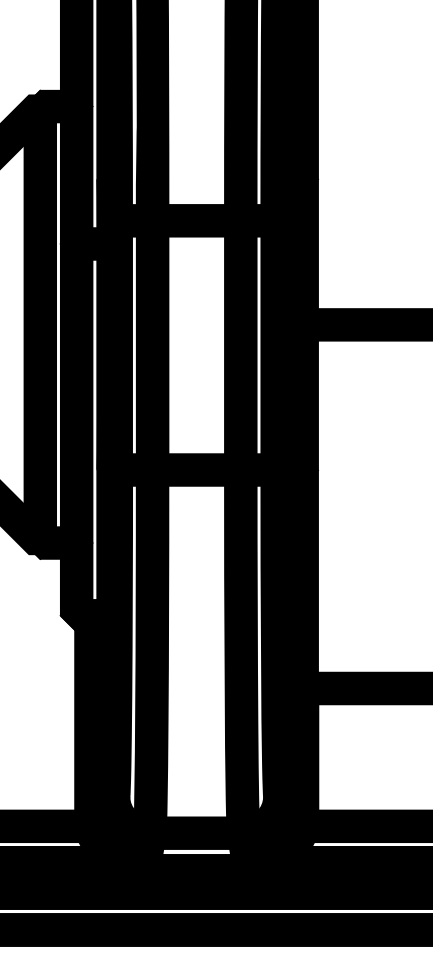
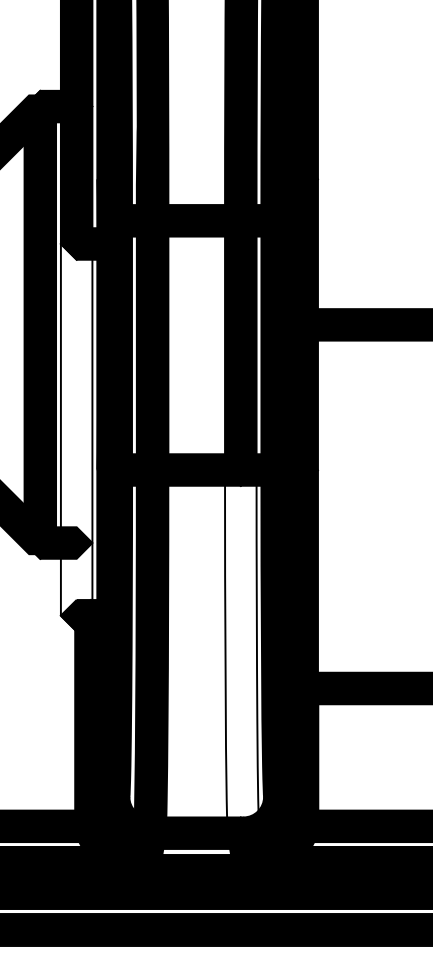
fill: present -> none (76, 429)
fill: present -> none (242, 651)
